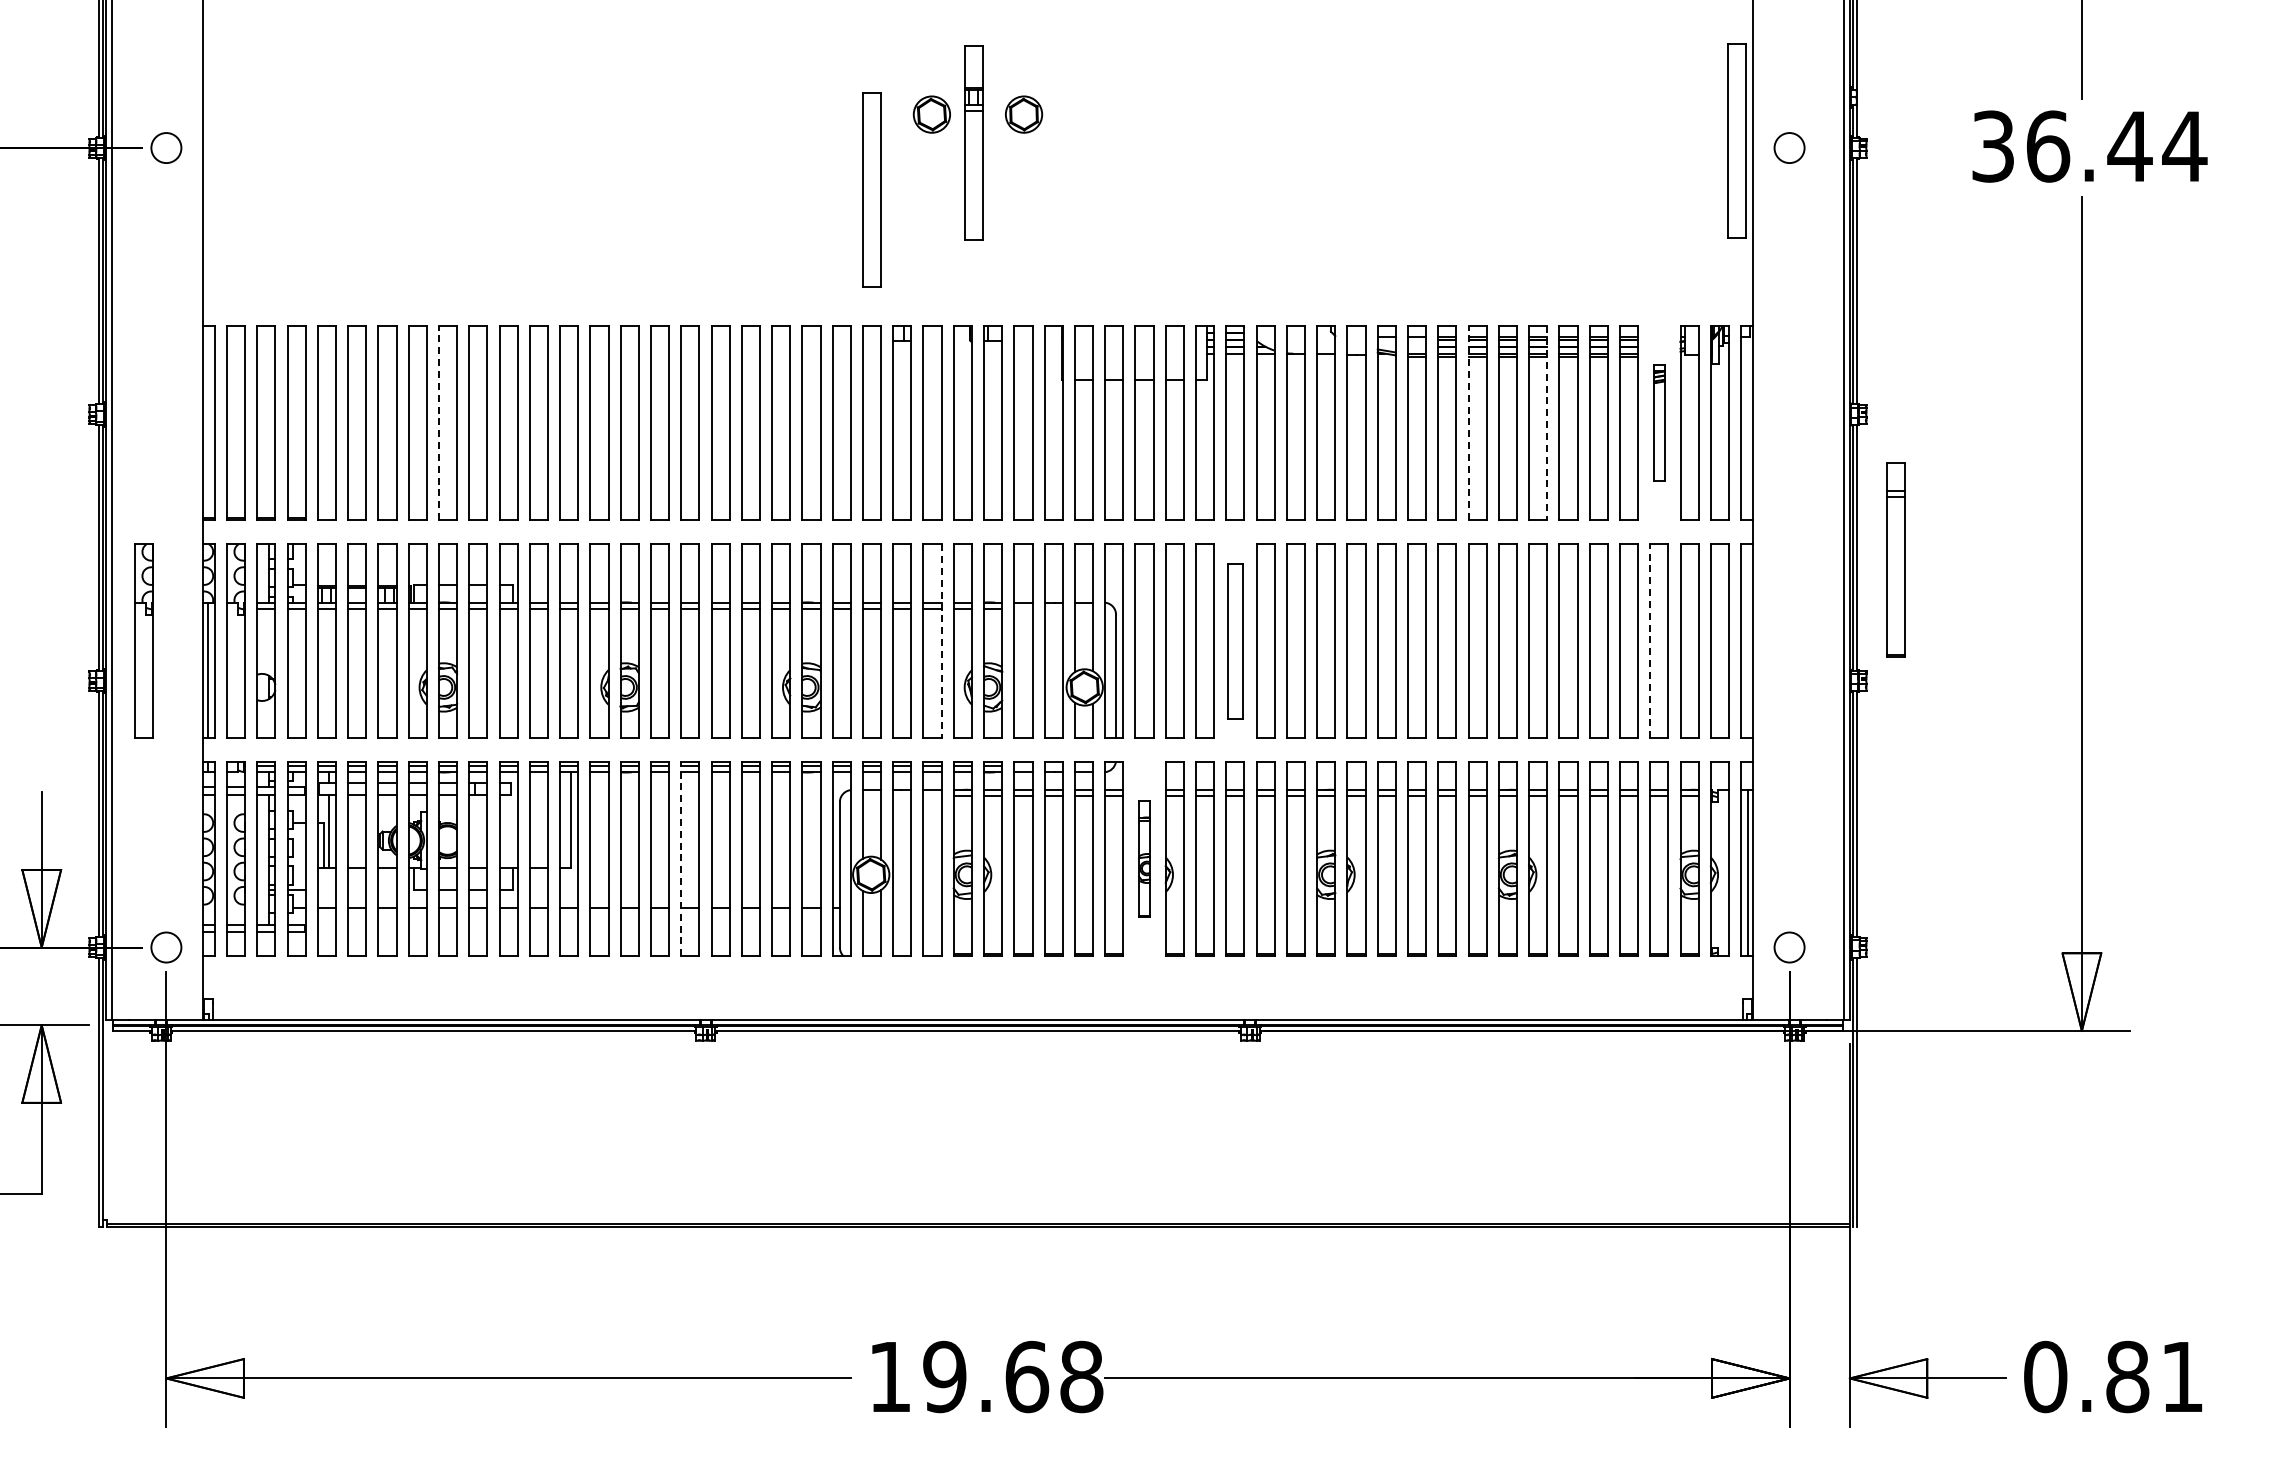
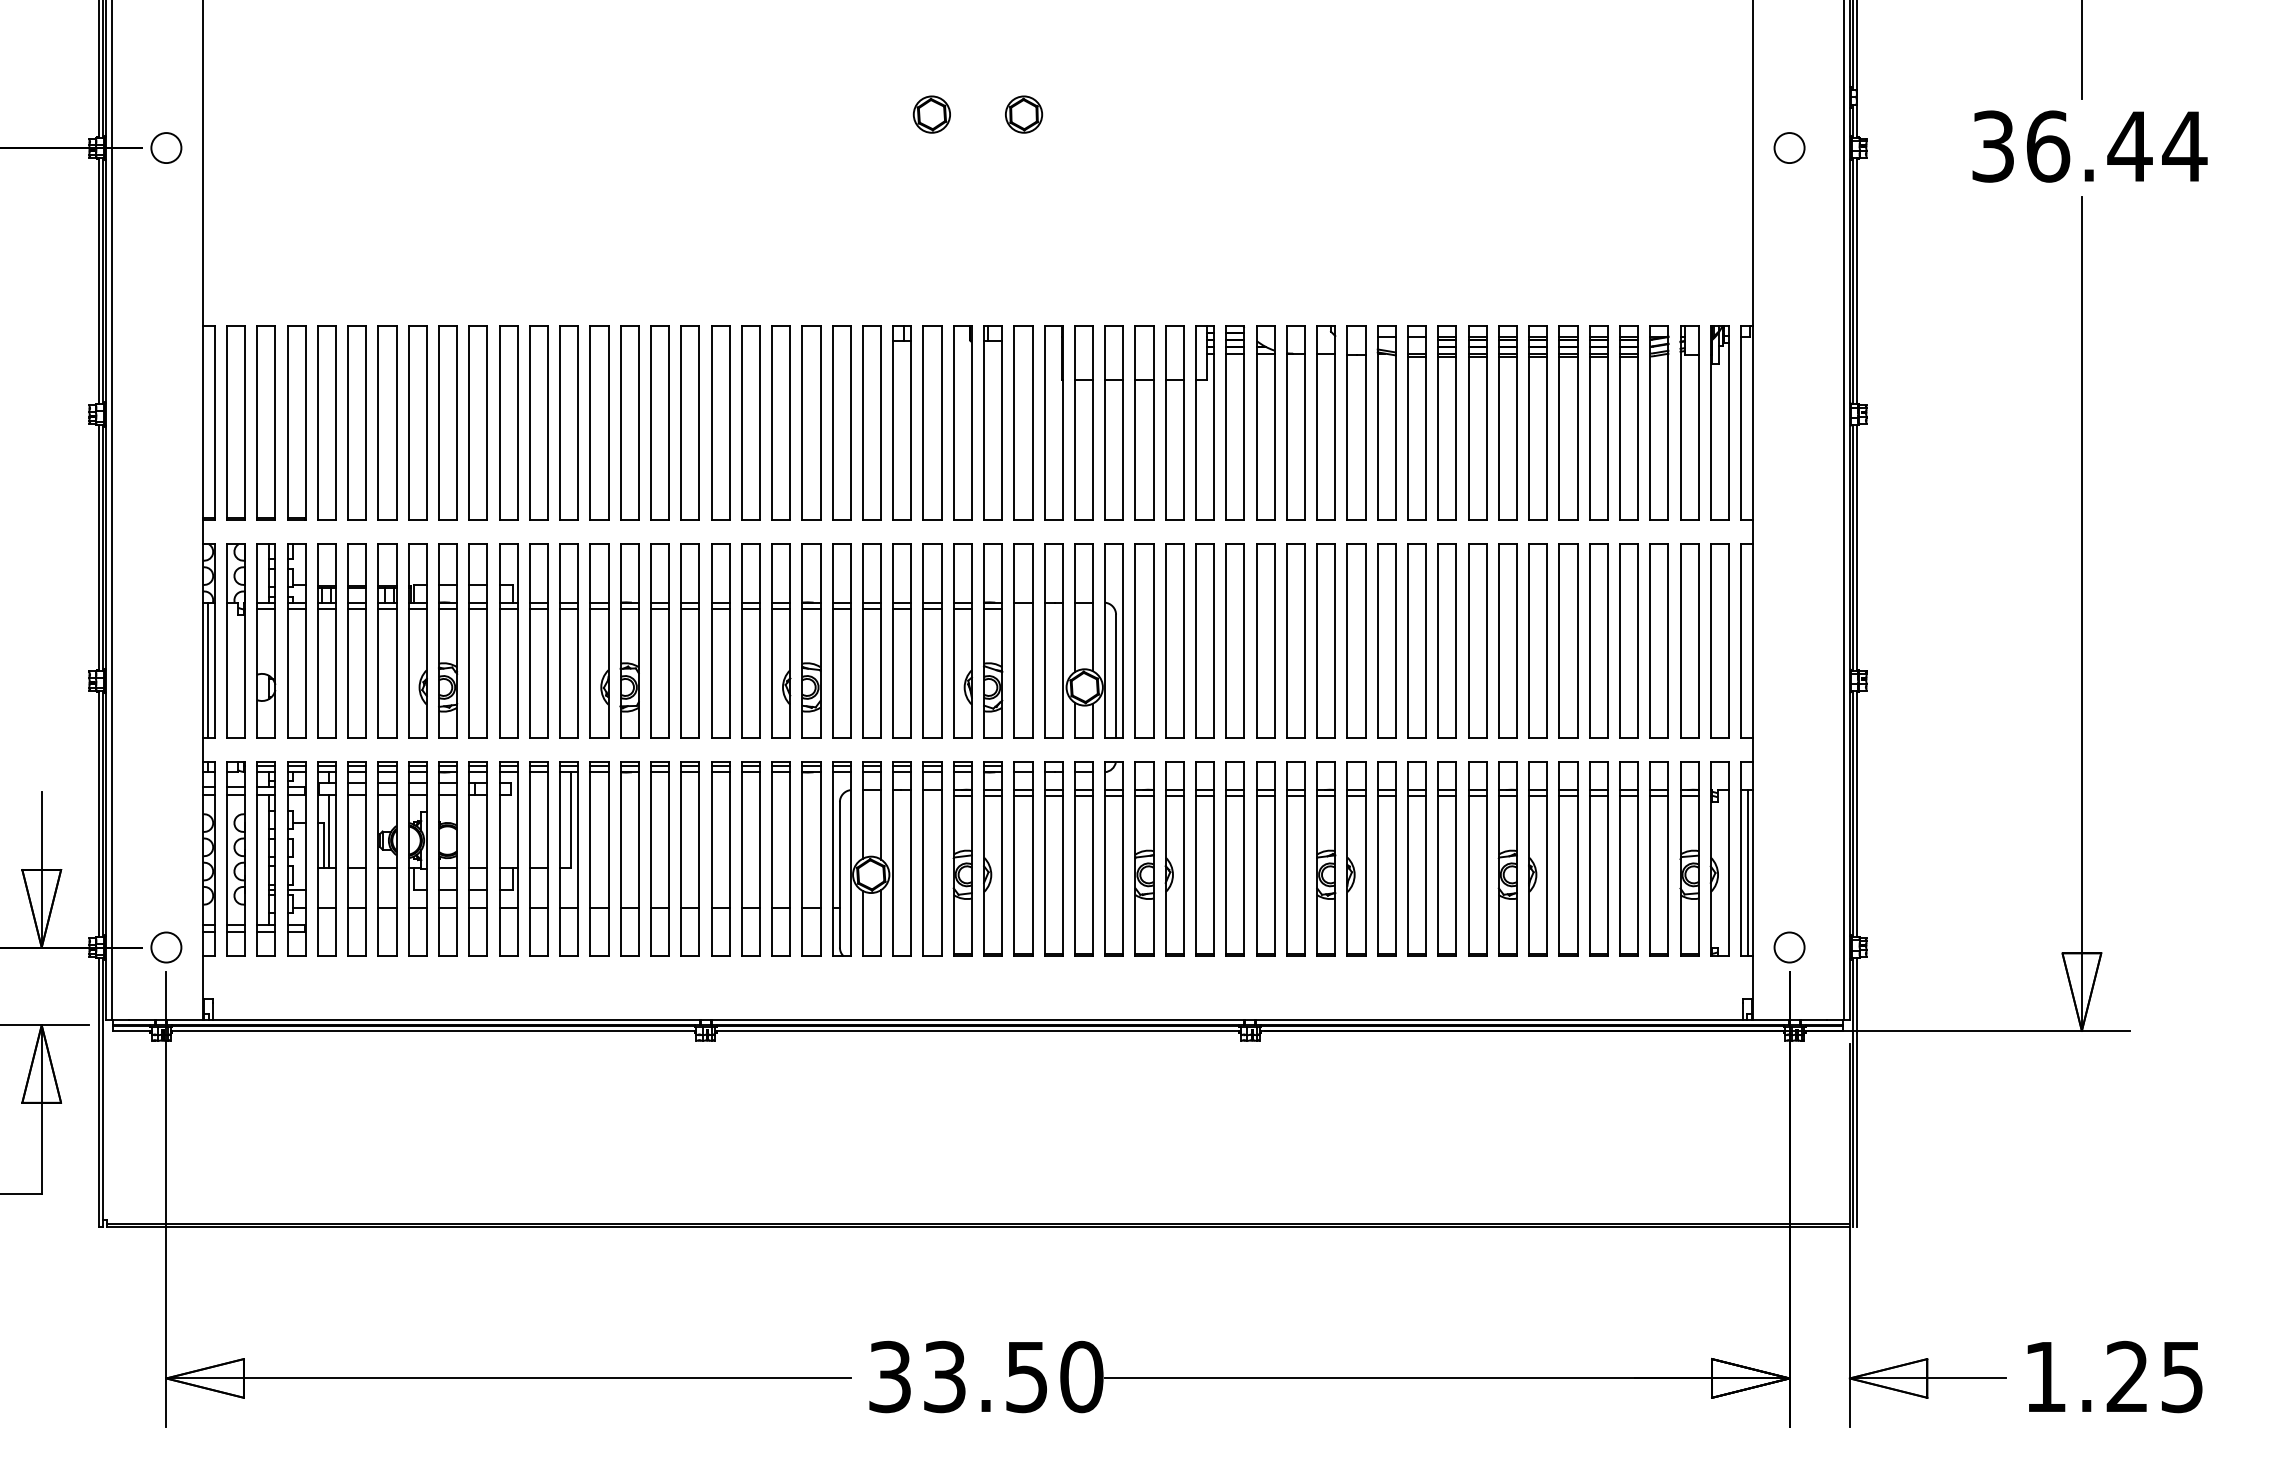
part: present -> none (1736, 140)
part: present -> none (973, 142)
part: present -> none (871, 189)
part size: 13x118 px -> 21x196 px (1659, 422)
line: dashed -> solid (438, 423)
line: dashed -> solid (1468, 423)
line: dashed -> solid (1547, 423)
part: present -> none (1895, 559)
part: present -> none (143, 640)
line: dashed -> solid (941, 641)
part size: 17x157 px -> 20x196 px (1234, 640)
line: dashed -> solid (1650, 641)
part size: 13x118 px -> 21x196 px (1144, 858)
line: dashed -> solid (681, 859)
text: 19.68 -> 33.50 (986, 1376)
text: 0.81 -> 1.25 (2113, 1376)
